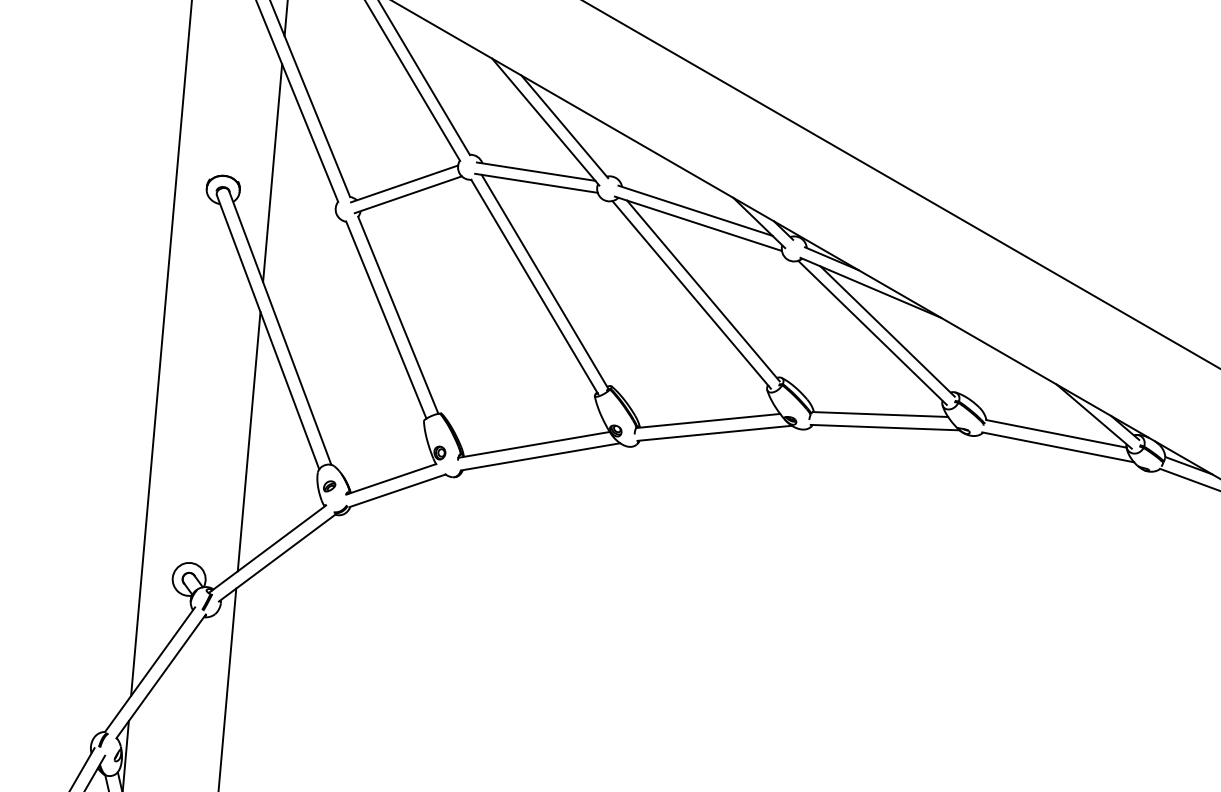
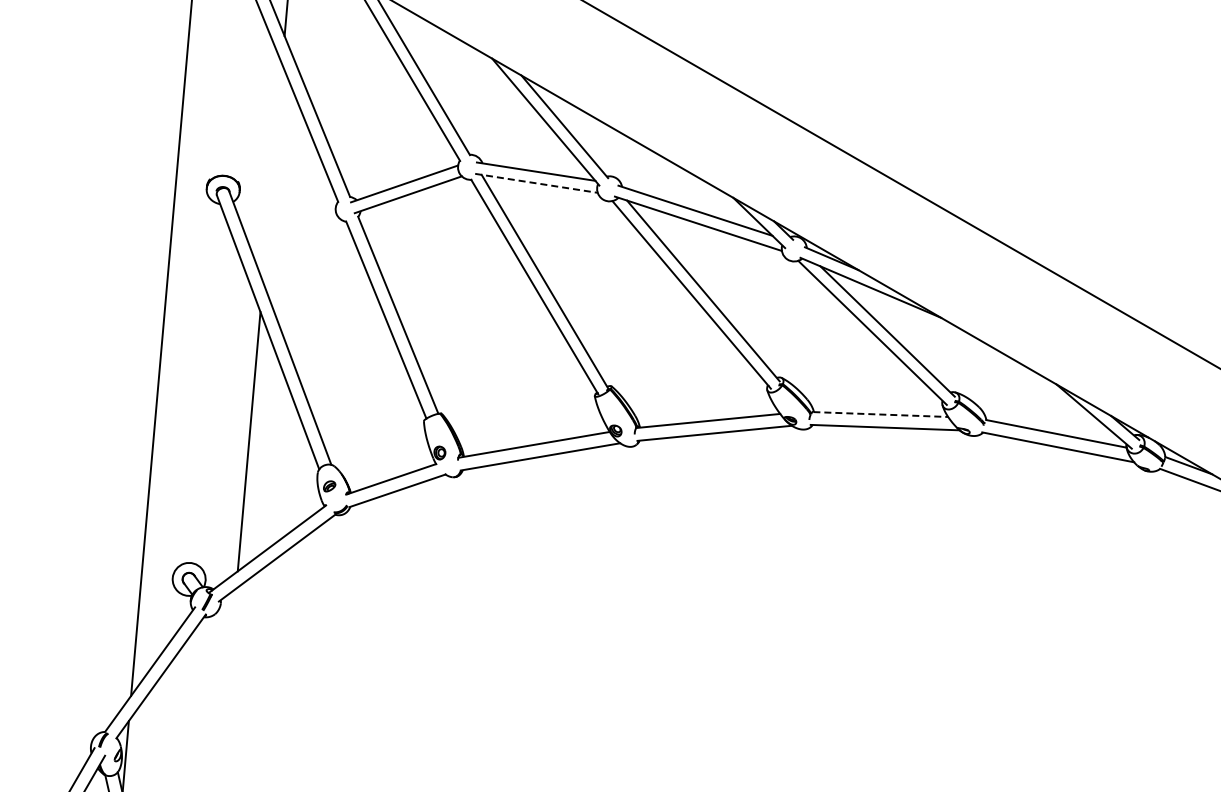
line: present -> none (272, 173)
line: solid -> dashed (536, 183)
line: solid -> dashed (881, 414)
line: present -> none (227, 688)
